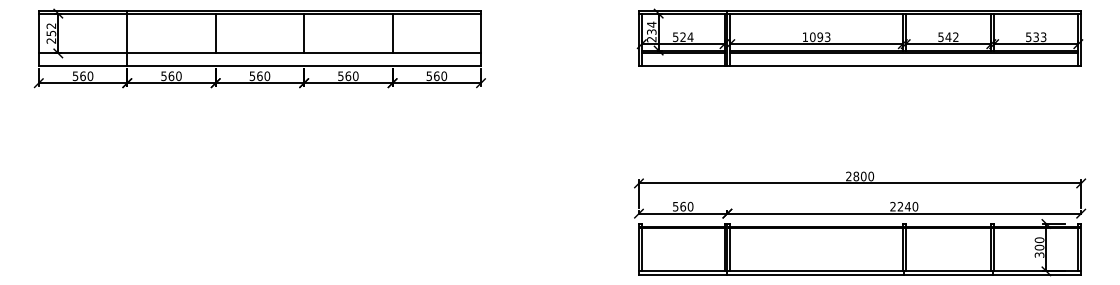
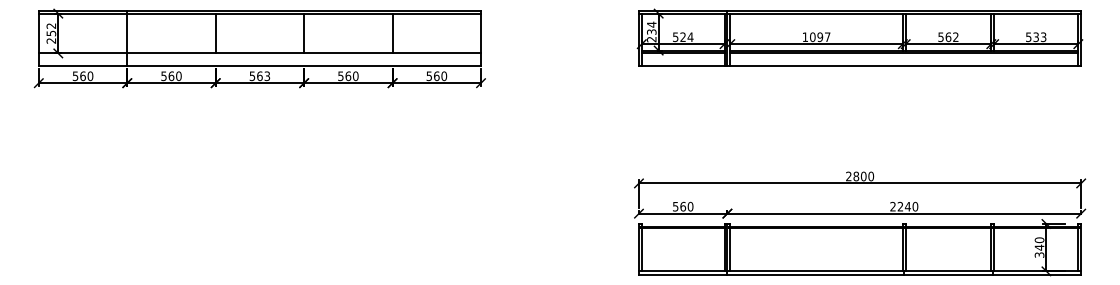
text: 1093 -> 1097 (827, 37)
text: 542 -> 562 (948, 37)
text: 560 -> 563 (267, 76)
text: 300 -> 340 (1039, 247)
